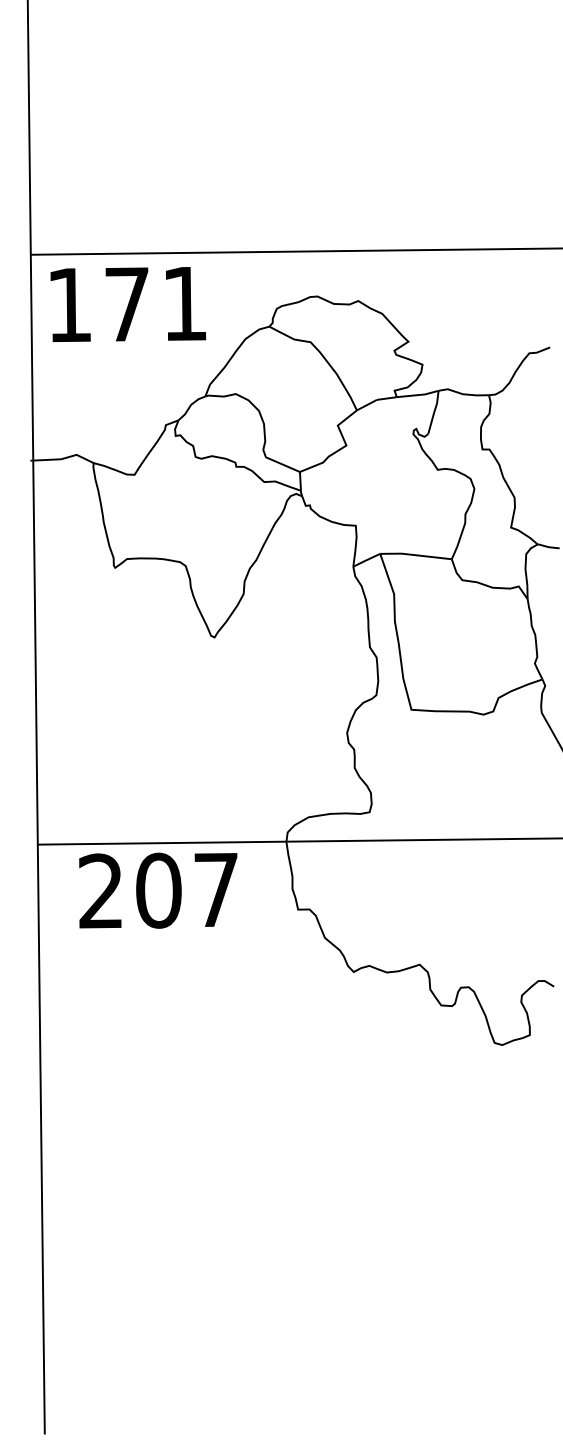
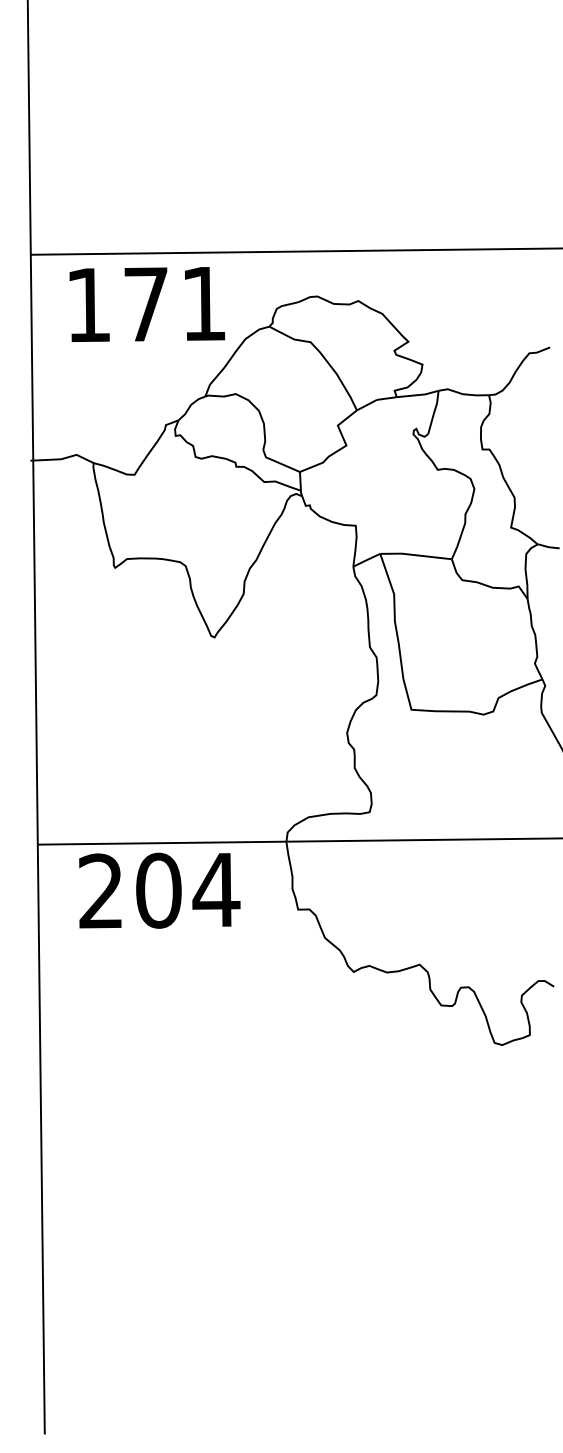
text position: (128, 304) -> (147, 304) (147, 304)
text: 207 -> 204 (216, 889)
